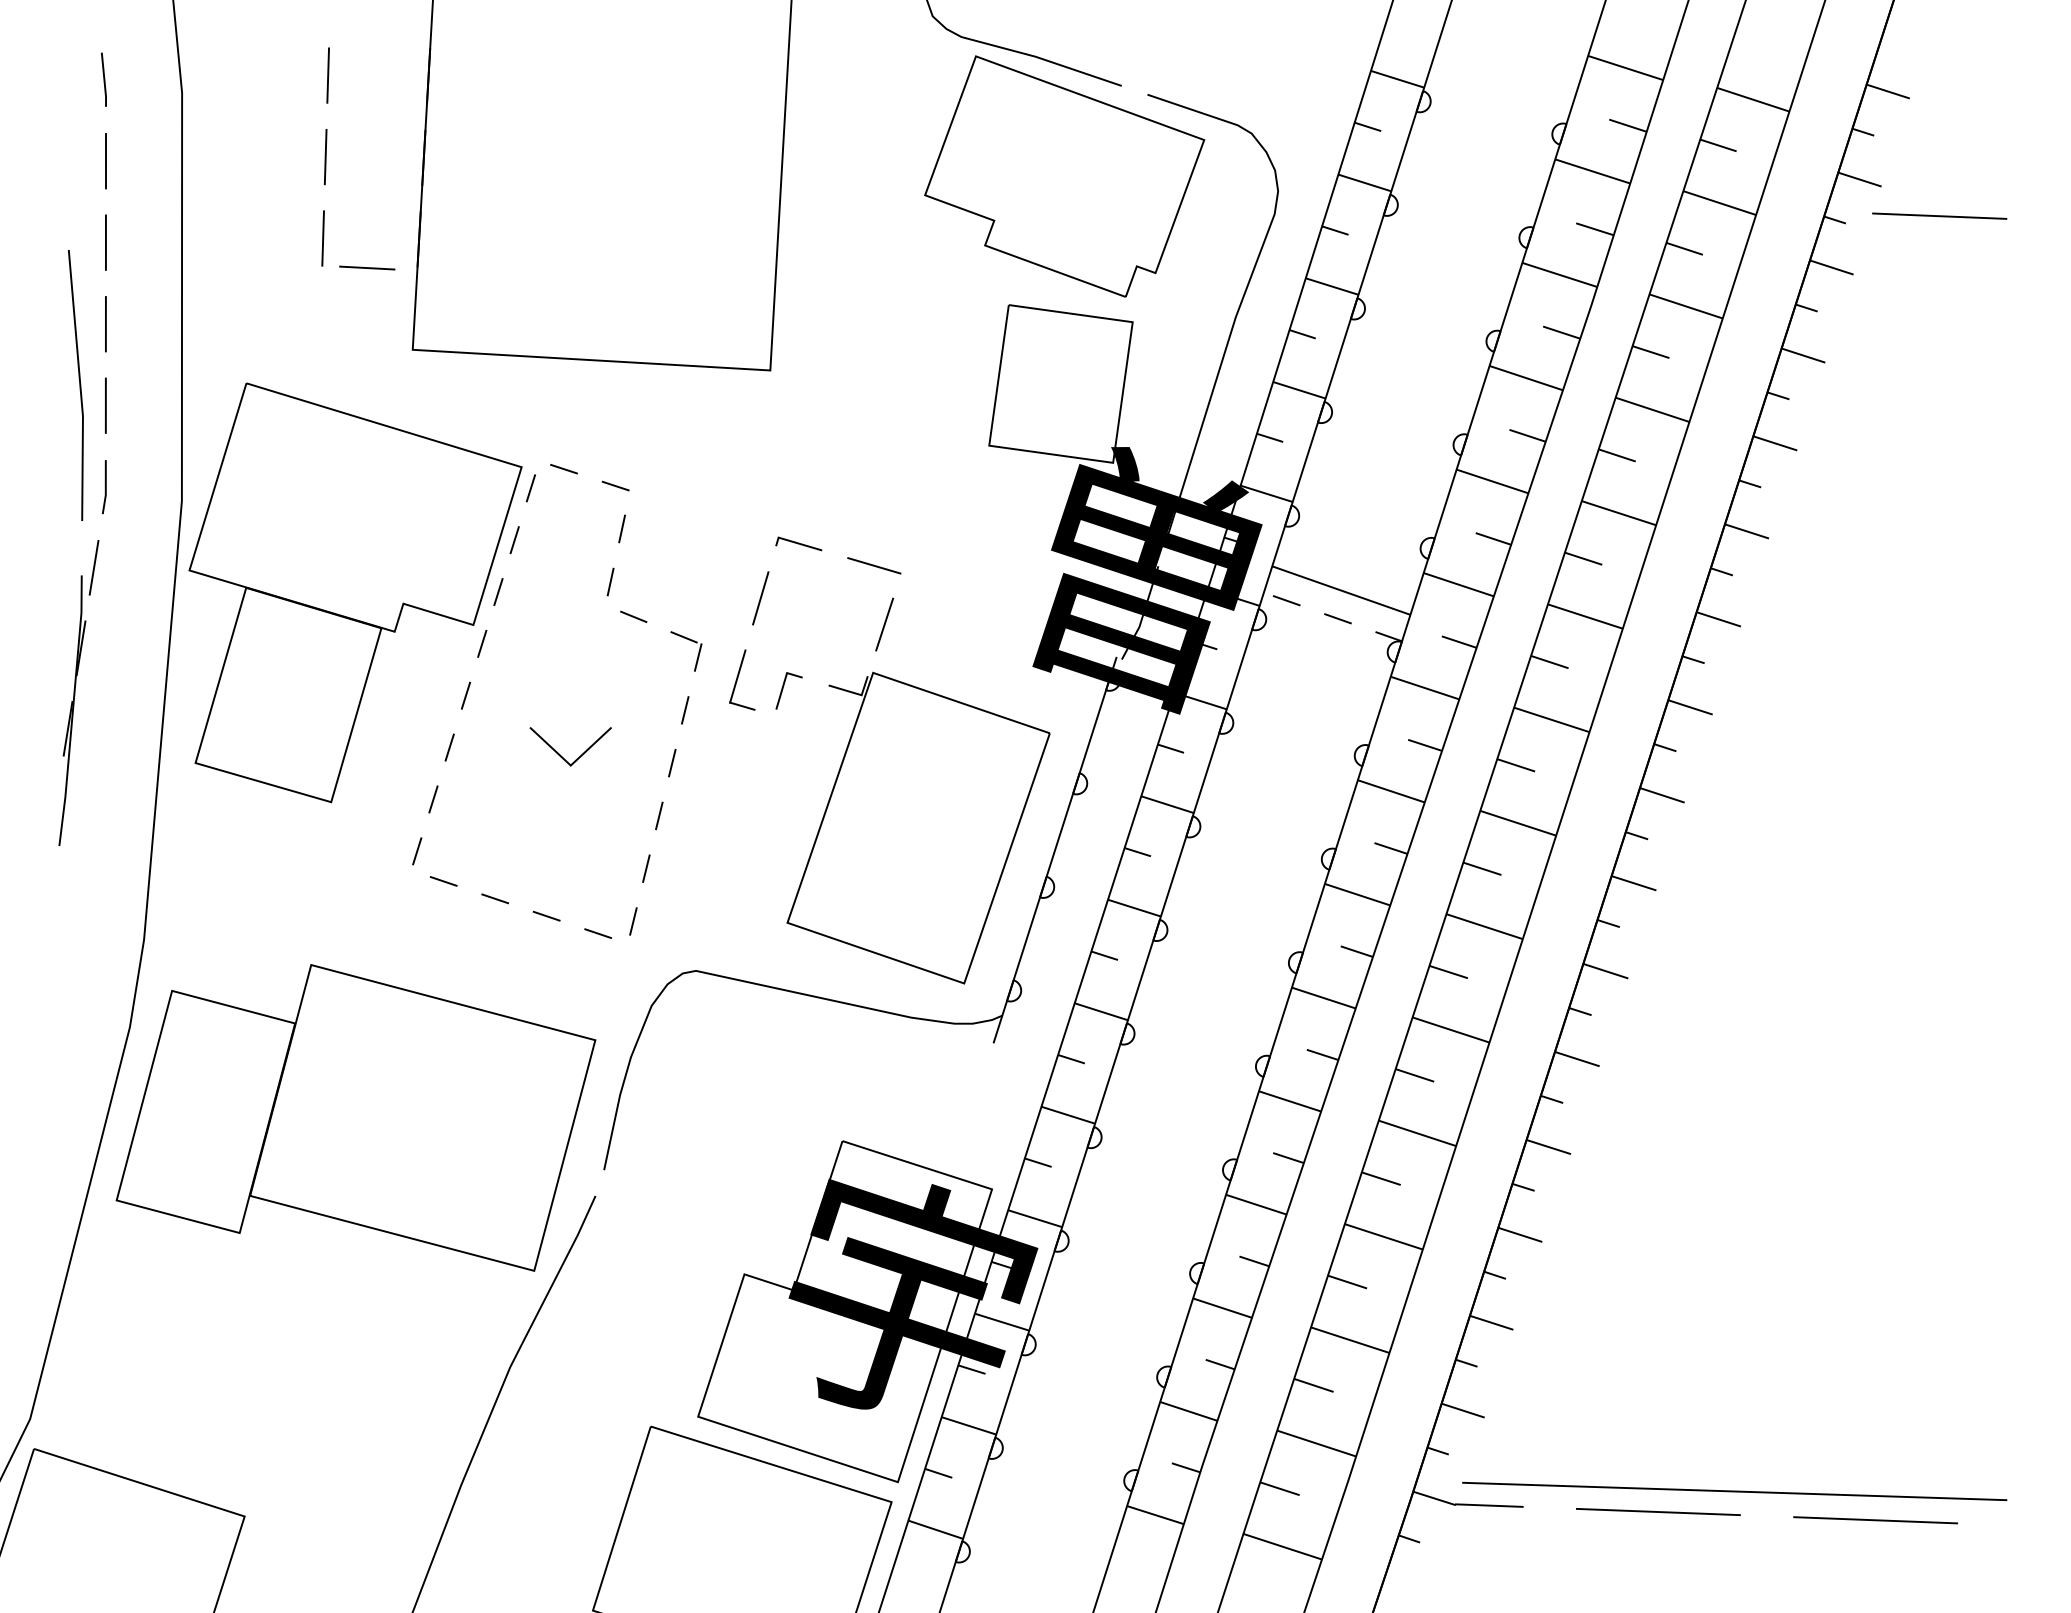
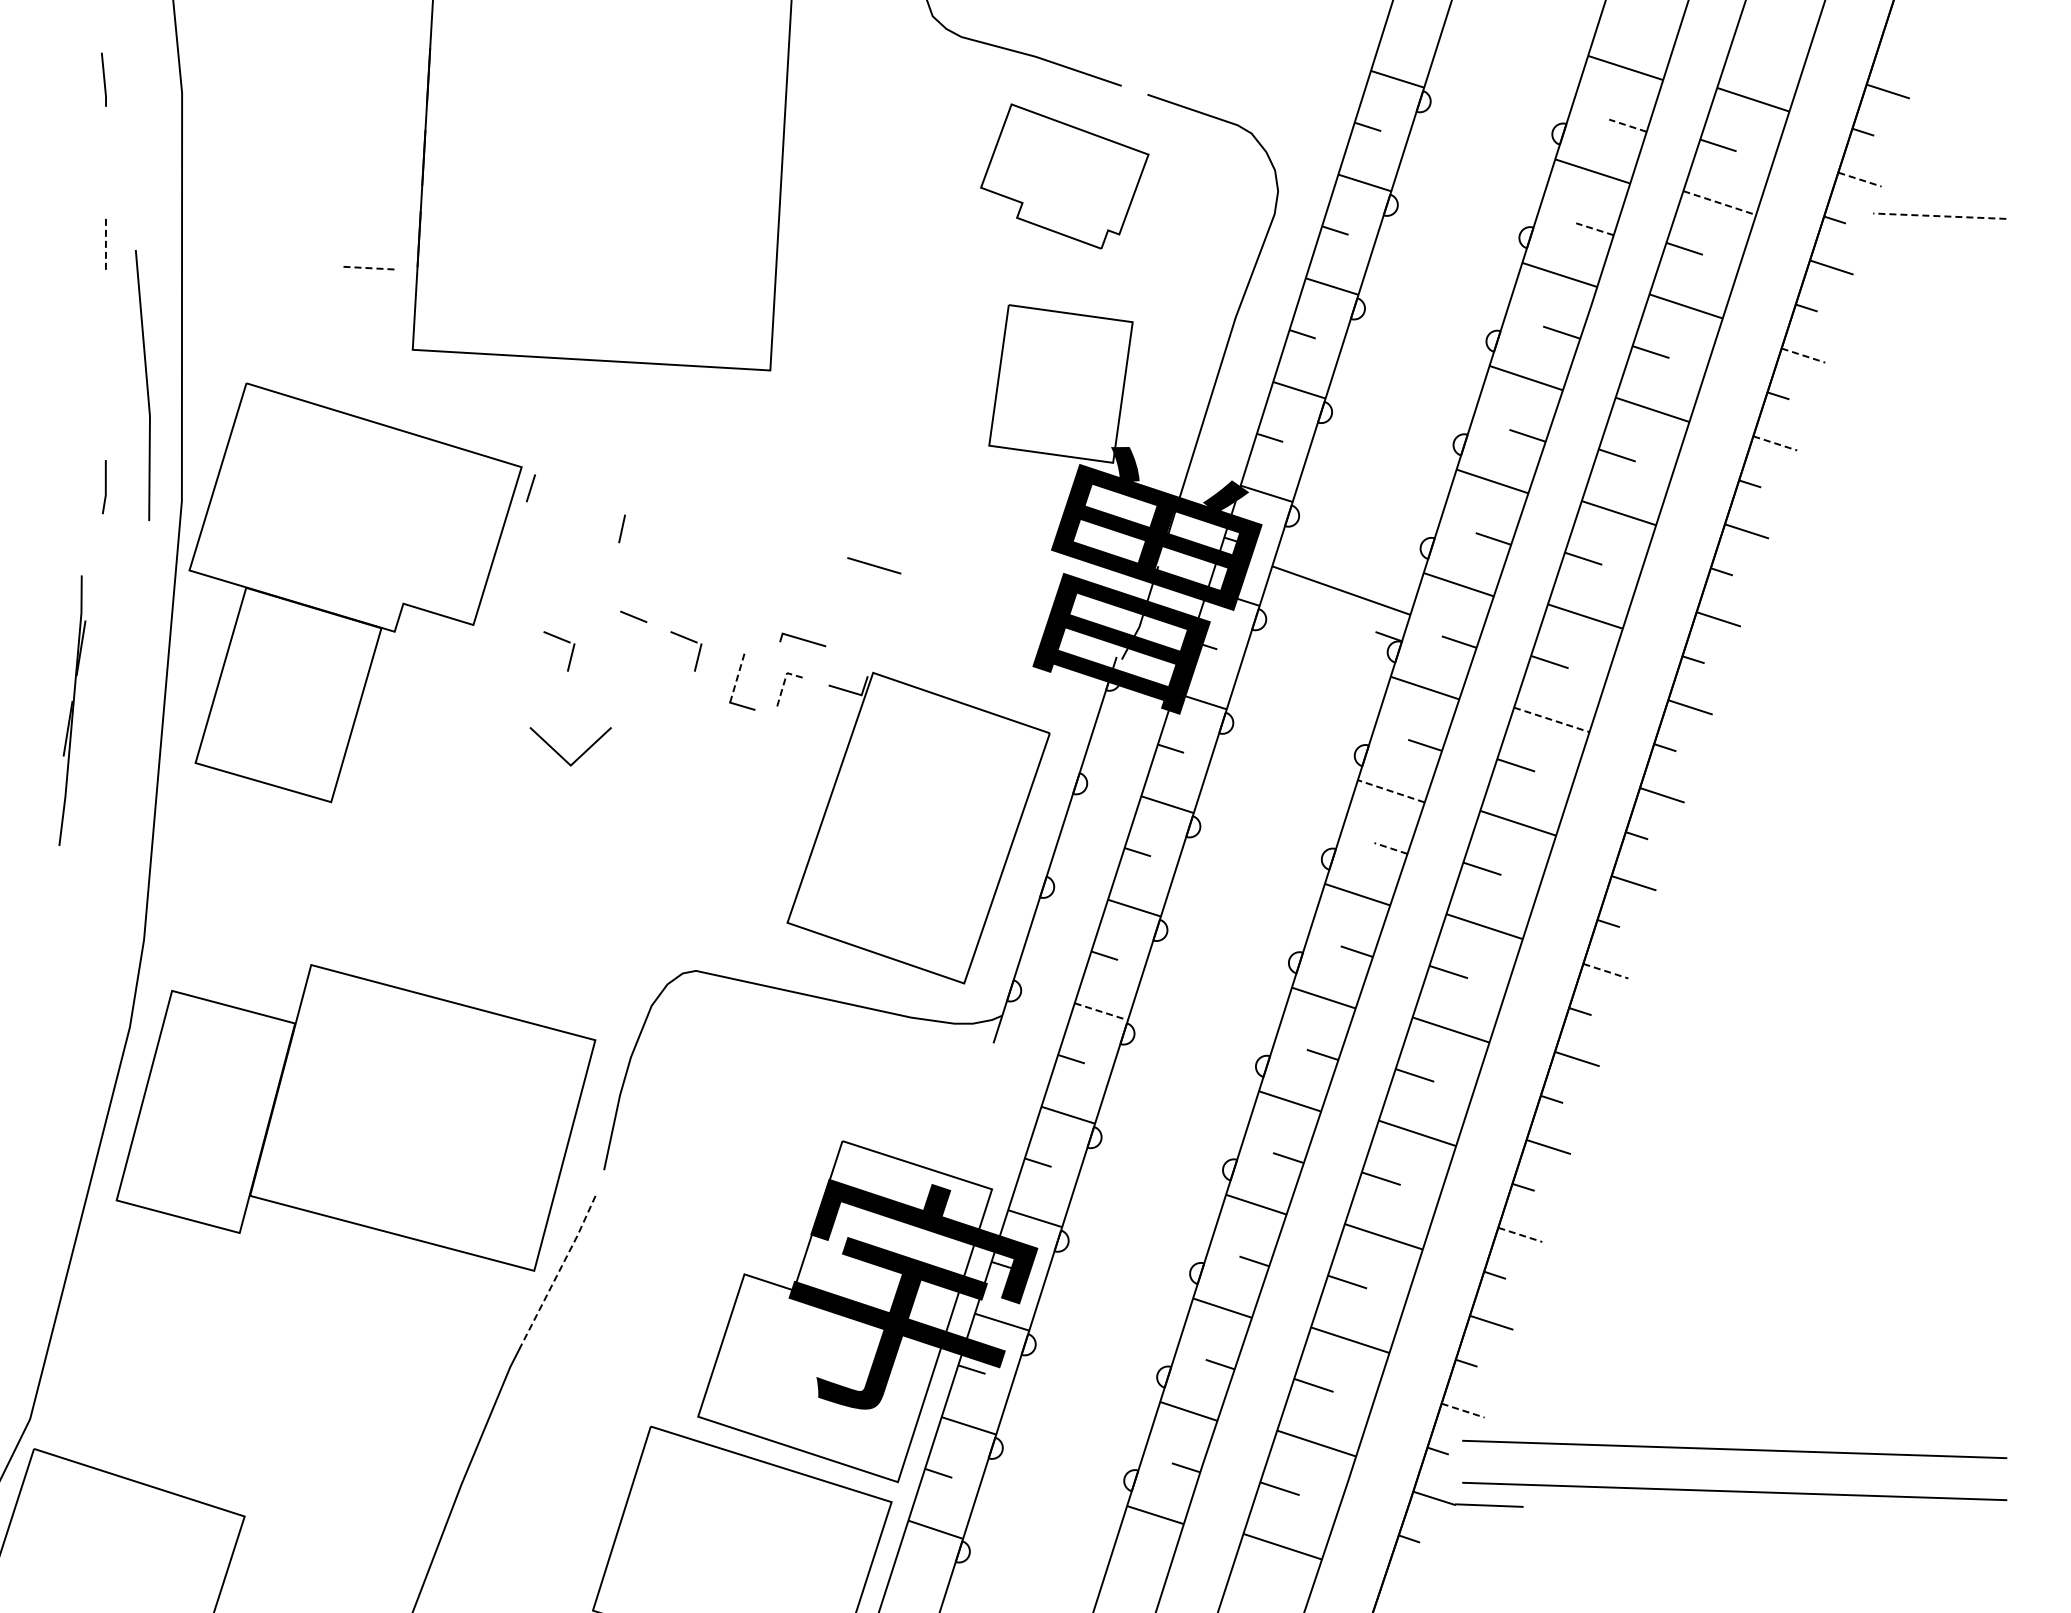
line: present -> none (328, 75)
line: solid -> dashed (1627, 125)
line: present -> none (325, 156)
line: present -> none (105, 161)
part size: 282x243 px -> 170x147 px (1064, 176)
line: solid -> dashed (1859, 179)
line: solid -> dashed (1720, 203)
line: solid -> dashed (1939, 216)
line: solid -> dashed (1594, 229)
line: present -> none (323, 238)
line: solid -> dashed (105, 242)
line: solid -> dashed (366, 268)
line: present -> none (105, 324)
line: solid -> dashed (1803, 355)
line position: (79, 385) -> (146, 385) (146, 385)
line: present -> none (105, 405)
line: solid -> dashed (1775, 443)
line: present -> none (563, 469)
line: present -> none (615, 485)
line: present -> none (514, 540)
line position: (798, 543) -> (802, 639) (802, 639)
line: present -> none (93, 567)
line: present -> none (610, 581)
line: present -> none (498, 591)
line: present -> none (760, 598)
line: present -> none (1286, 600)
line: present -> none (1337, 618)
line: present -> none (884, 624)
part: none -> present (561, 640)
line: present -> none (482, 643)
line: solid -> dashed (737, 676)
line: solid -> dashed (784, 683)
line: present -> none (465, 695)
line: present -> none (685, 710)
line: solid -> dashed (1551, 719)
line: present -> none (449, 747)
line: present -> none (672, 762)
line: solid -> dashed (1390, 791)
line: present -> none (433, 799)
line: present -> none (659, 815)
line: solid -> dashed (1390, 848)
line: present -> none (417, 851)
line: present -> none (646, 868)
line: present -> none (443, 881)
line: present -> none (495, 898)
line: present -> none (546, 915)
line: present -> none (633, 921)
line: present -> none (598, 933)
line: solid -> dashed (1605, 971)
line: solid -> dashed (1101, 1011)
line: solid -> dashed (1520, 1235)
line: solid -> dashed (560, 1269)
line: solid -> dashed (1463, 1410)
line: none -> present (1734, 1449)
line: present -> none (1657, 1511)
line: present -> none (1875, 1520)
